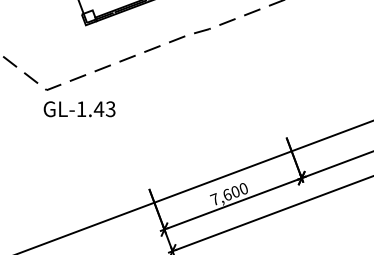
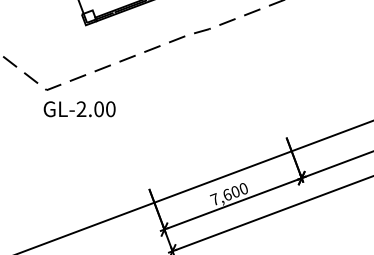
text: GL-1.43 -> GL-2.00 (95, 109)
